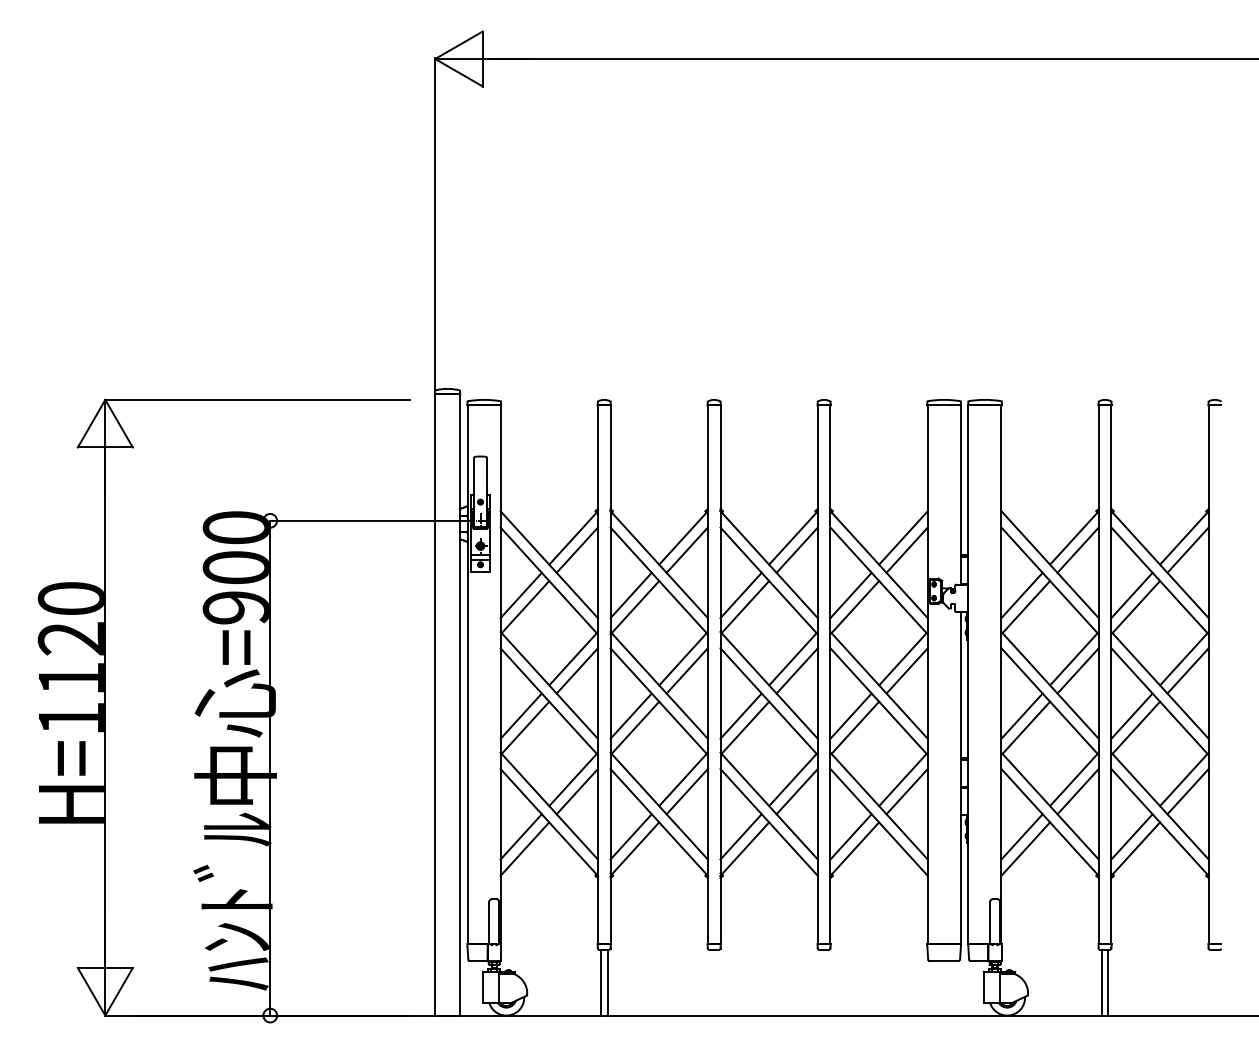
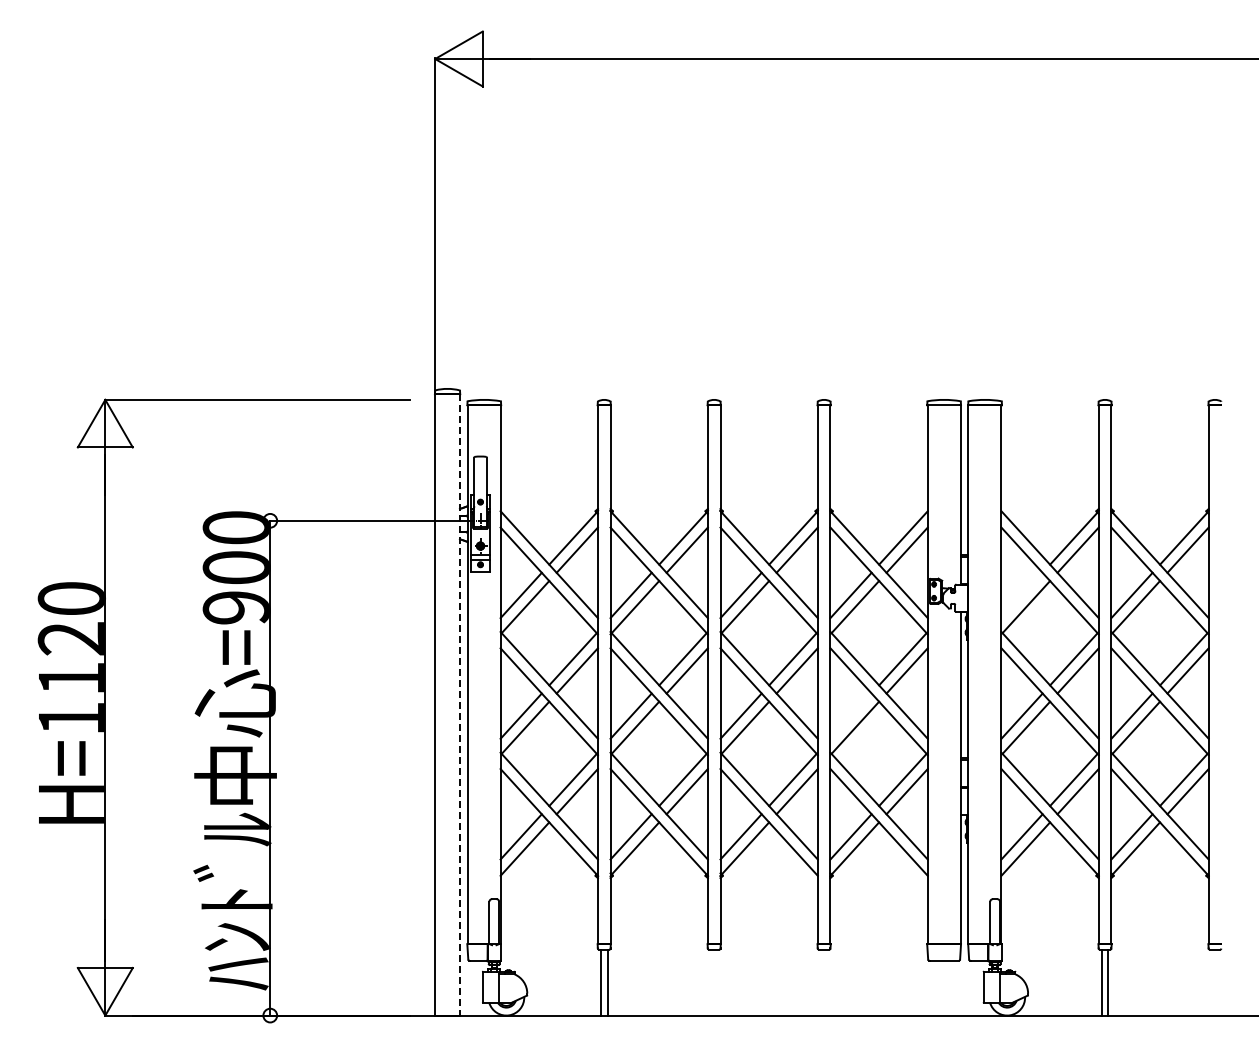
line: present -> none (1021, 595)
line: solid -> dashed (459, 704)
line: present -> none (850, 715)
